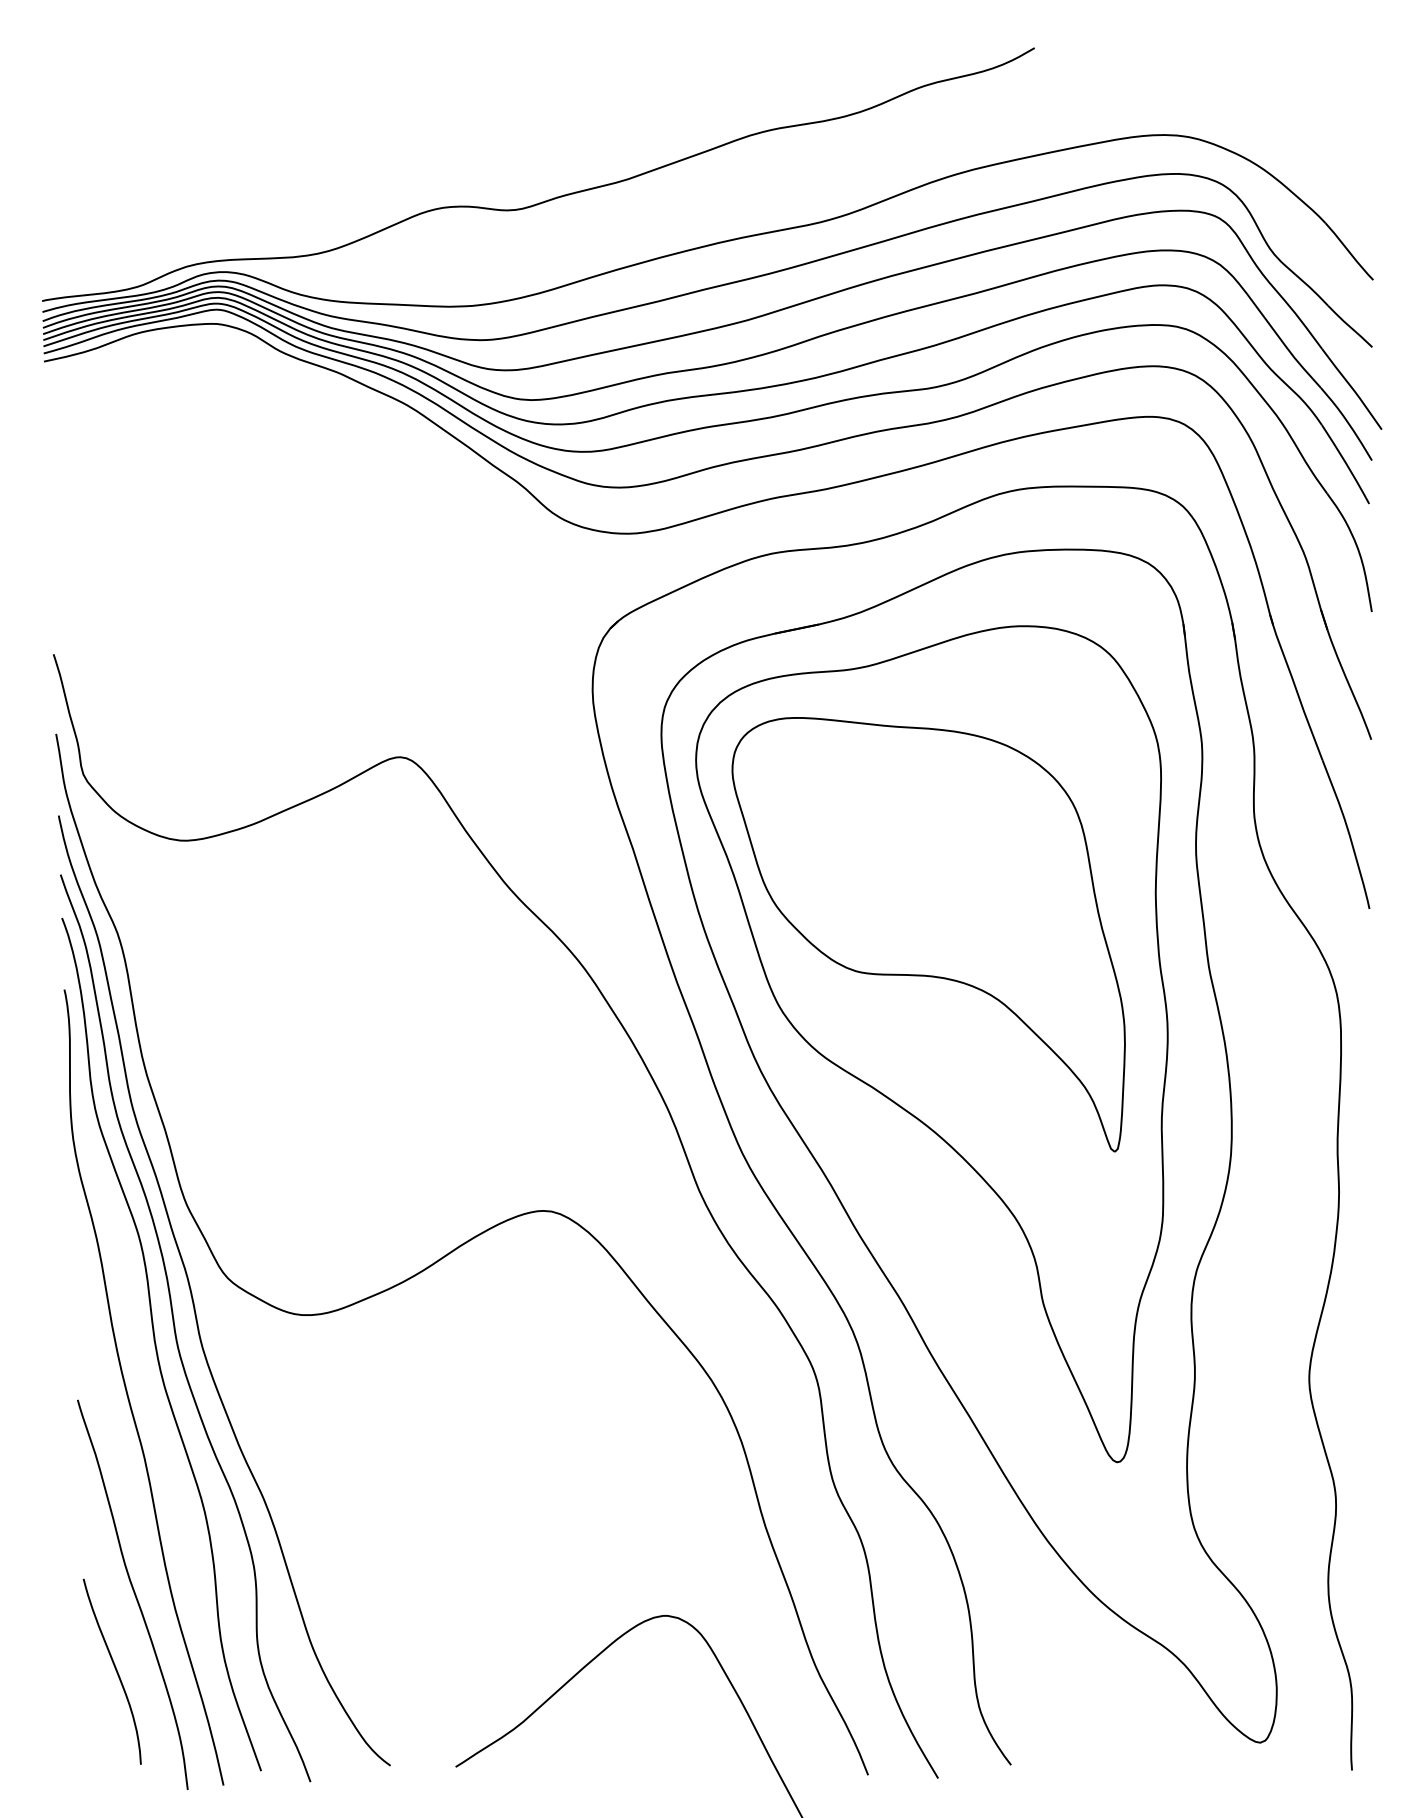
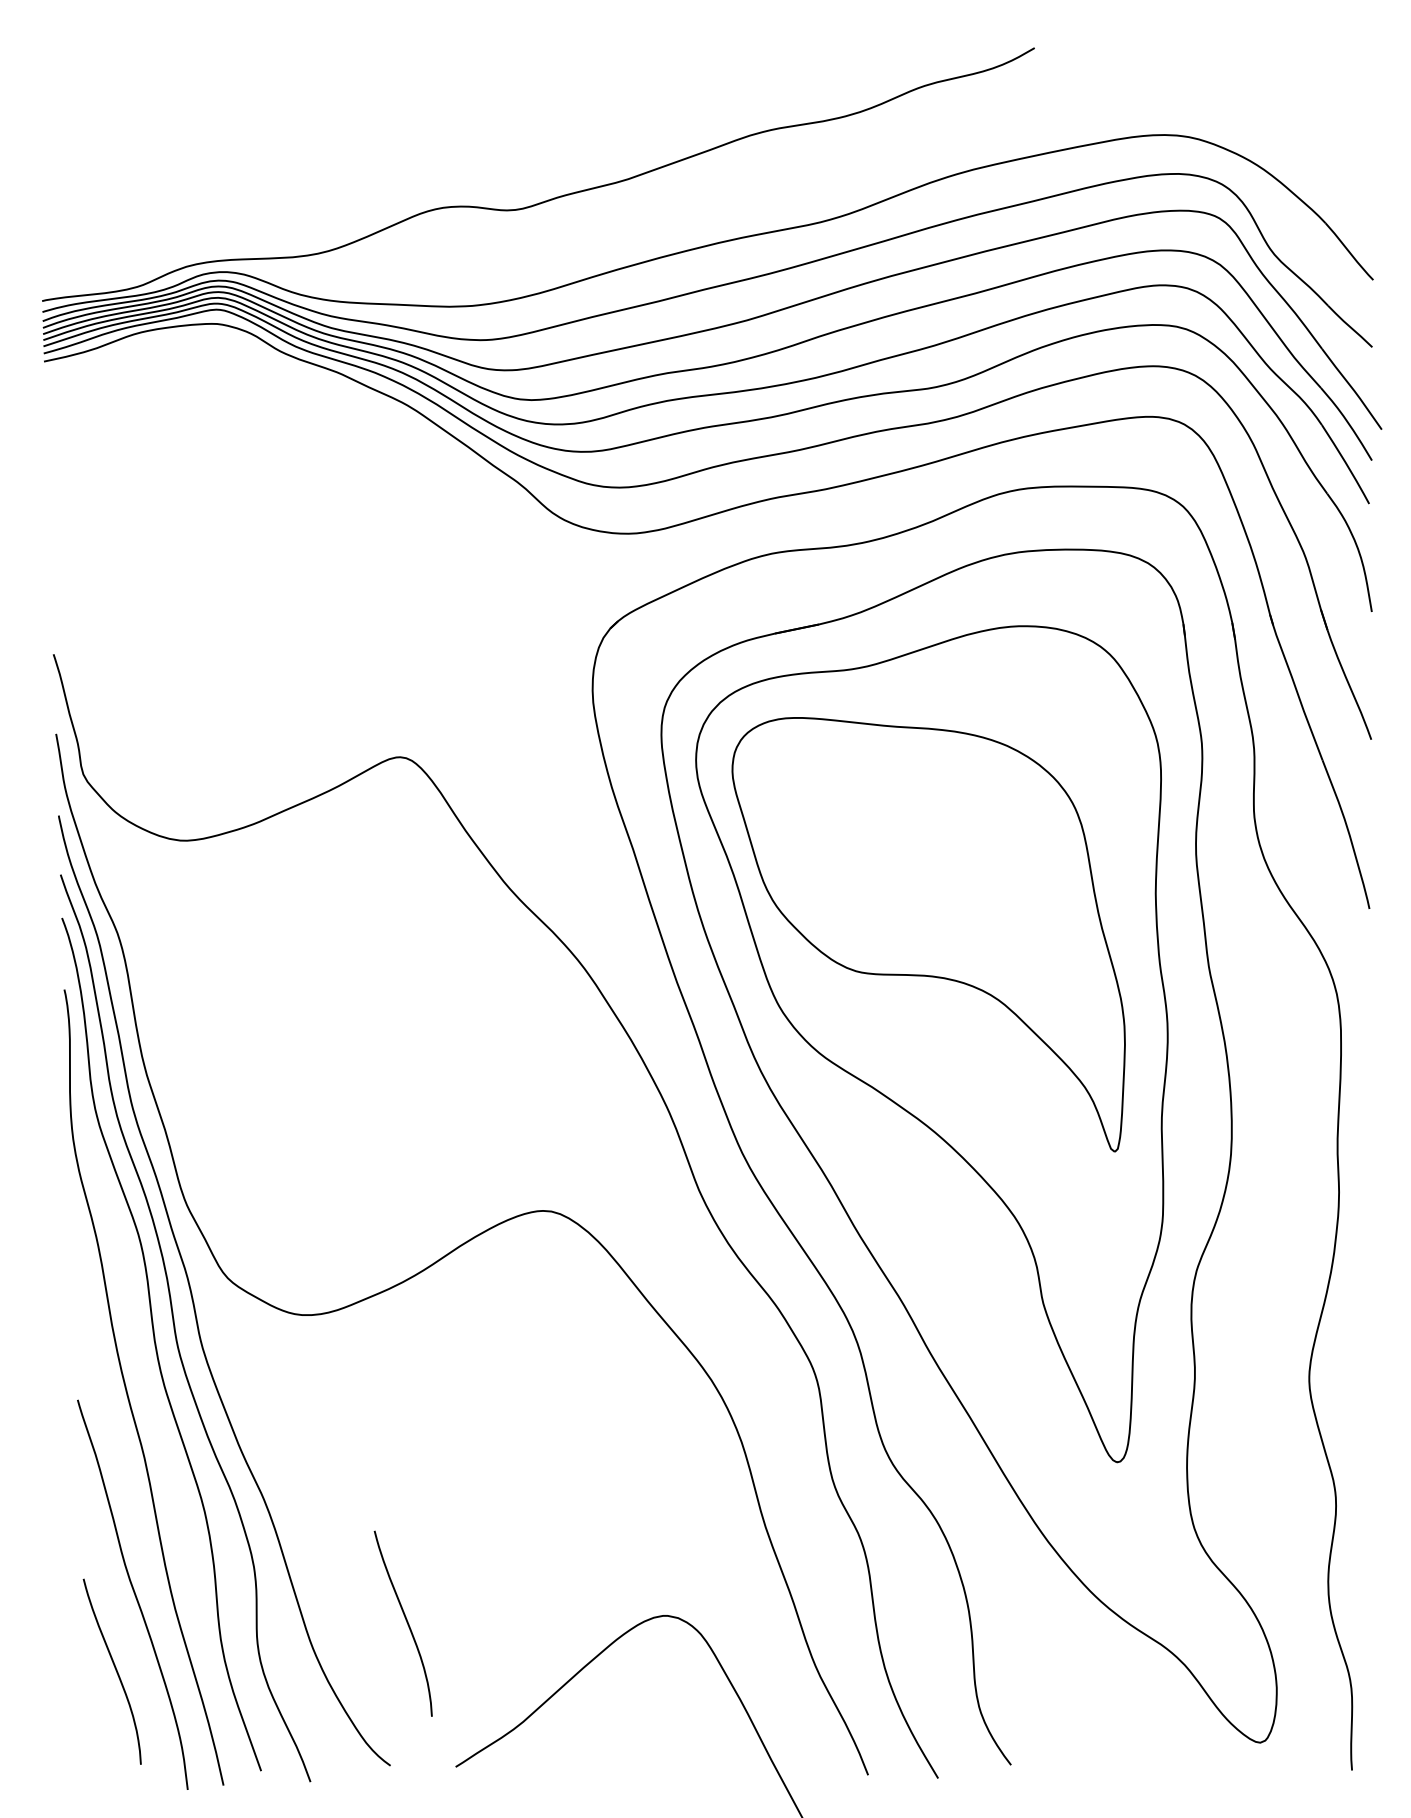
curve: none -> present (406, 1622)
